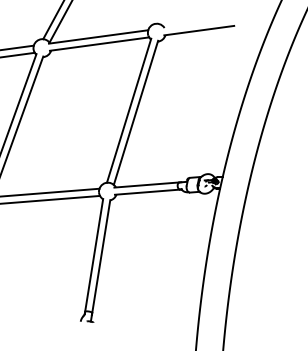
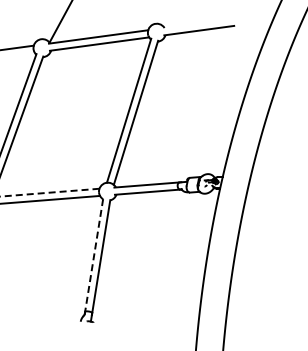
line: present -> none (53, 20)
line: present -> none (18, 54)
line: solid -> dashed (49, 192)
line: solid -> dashed (93, 256)
